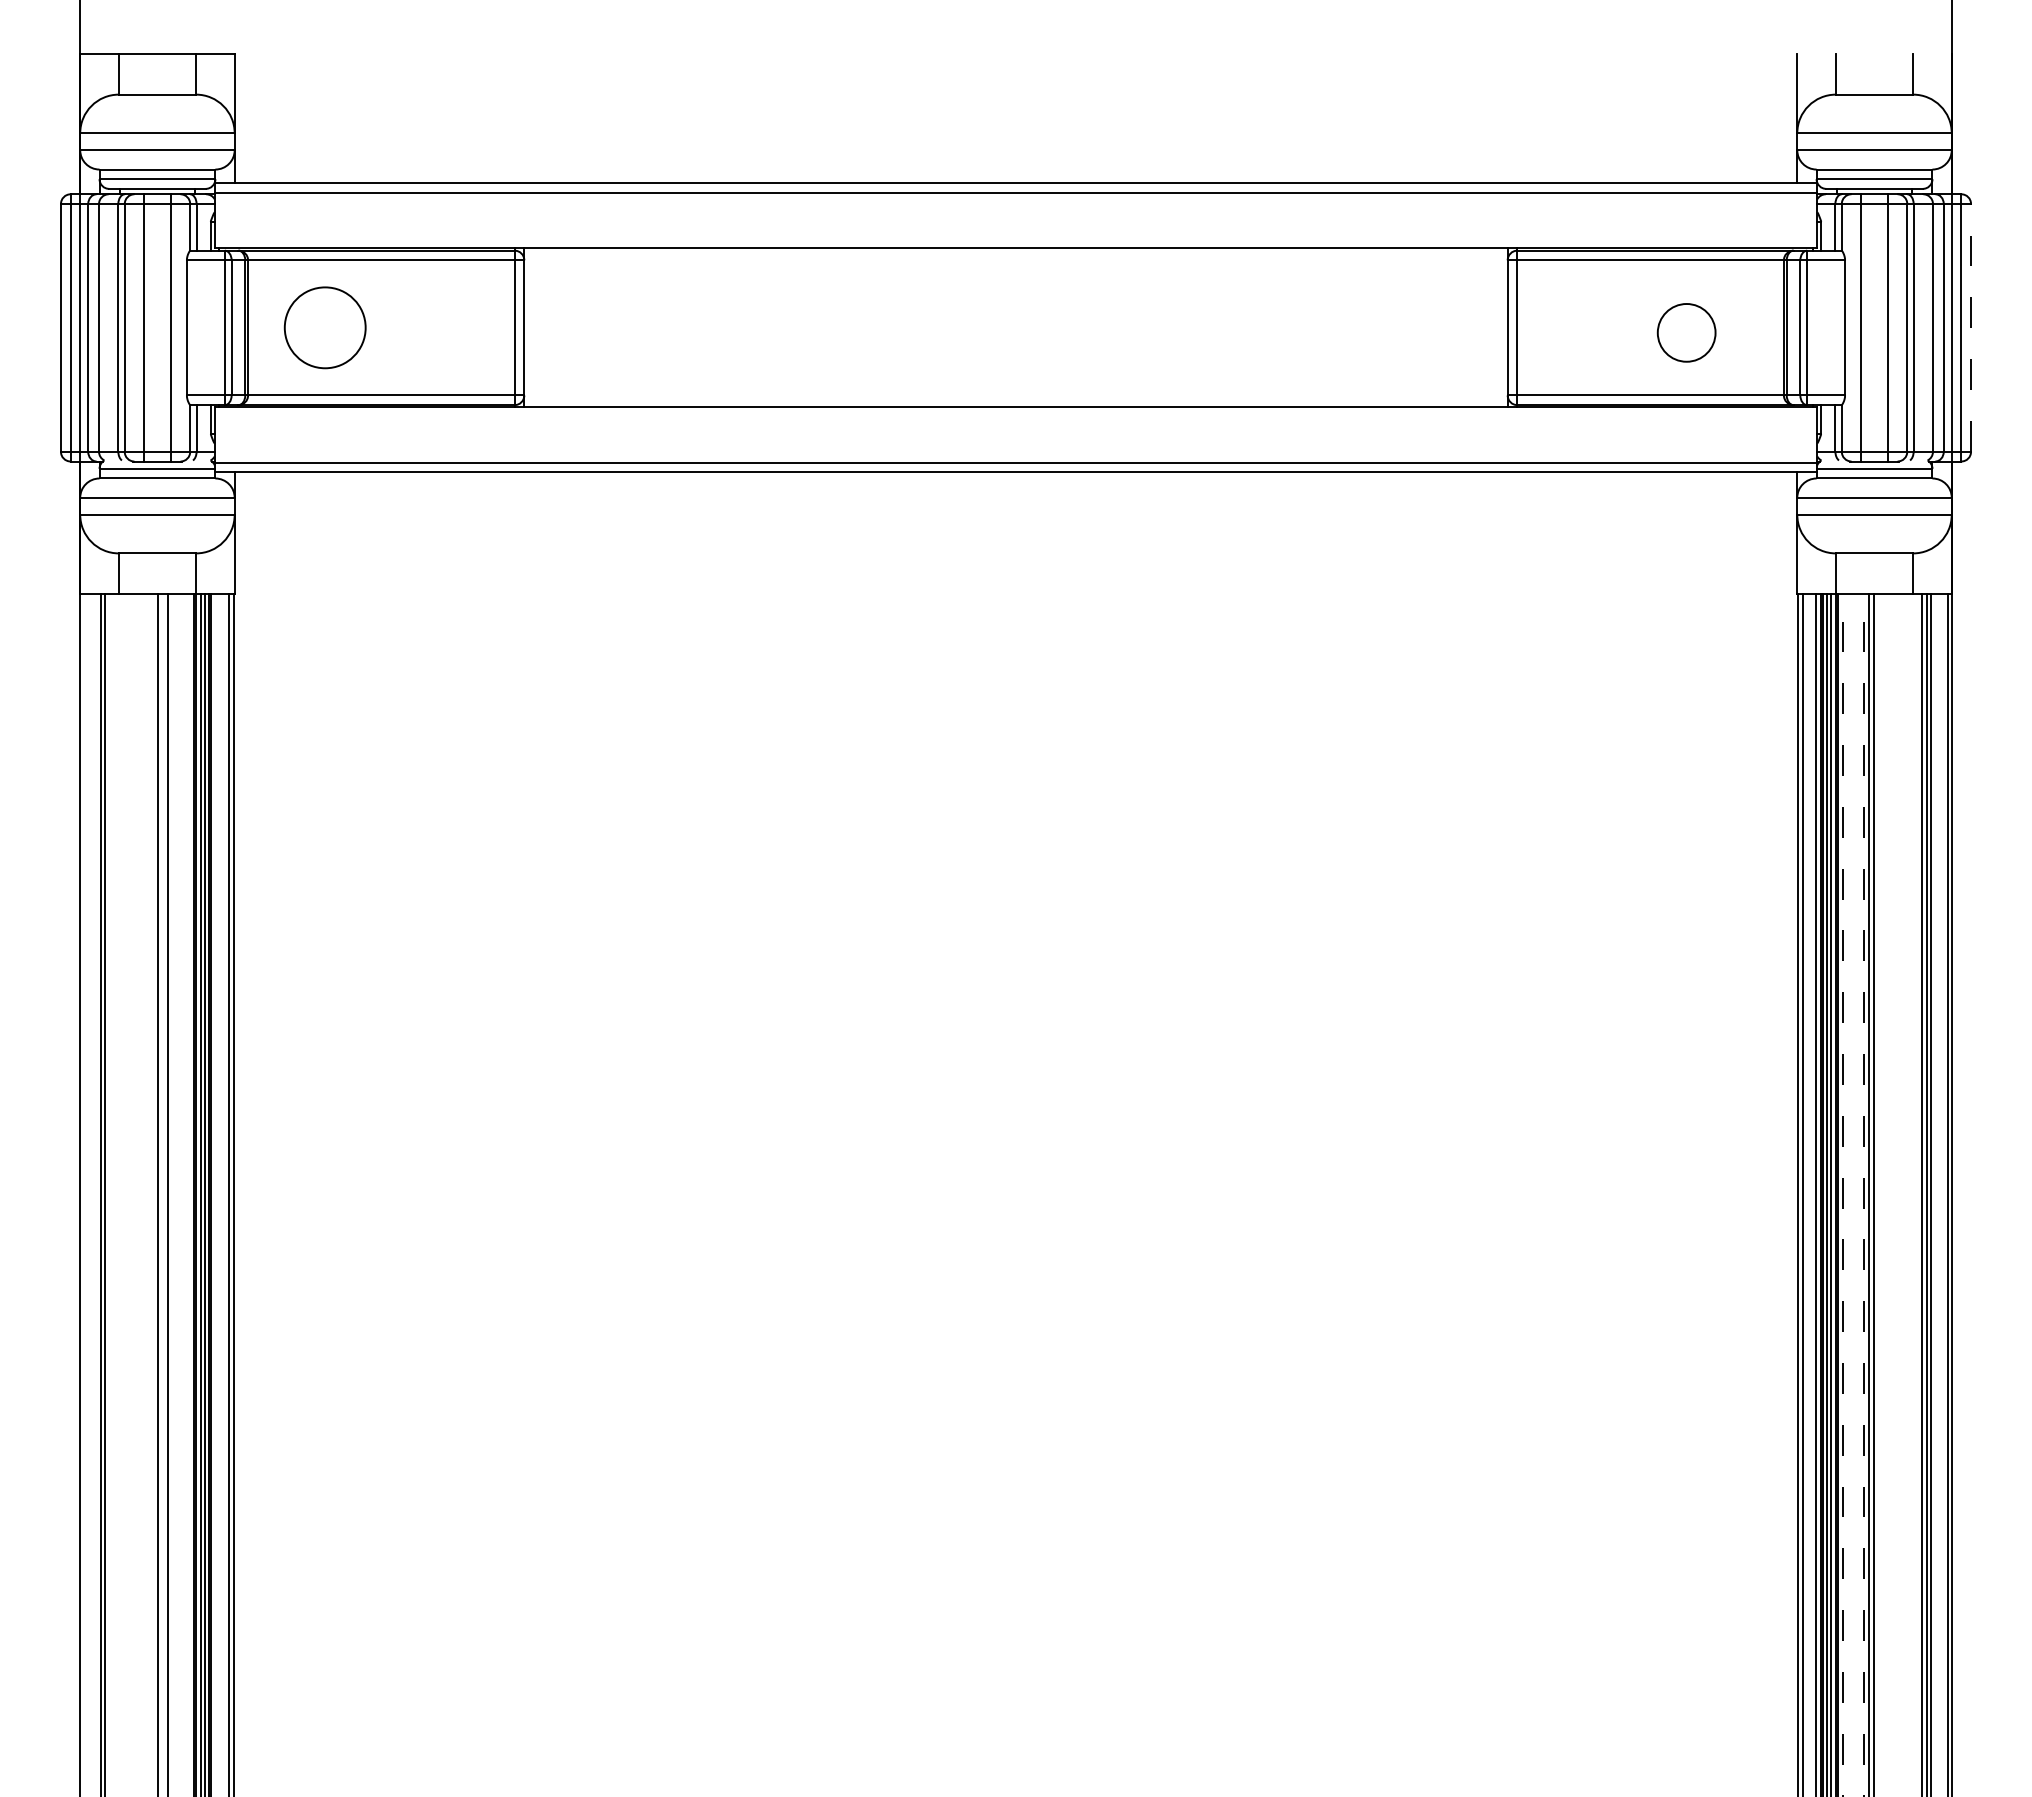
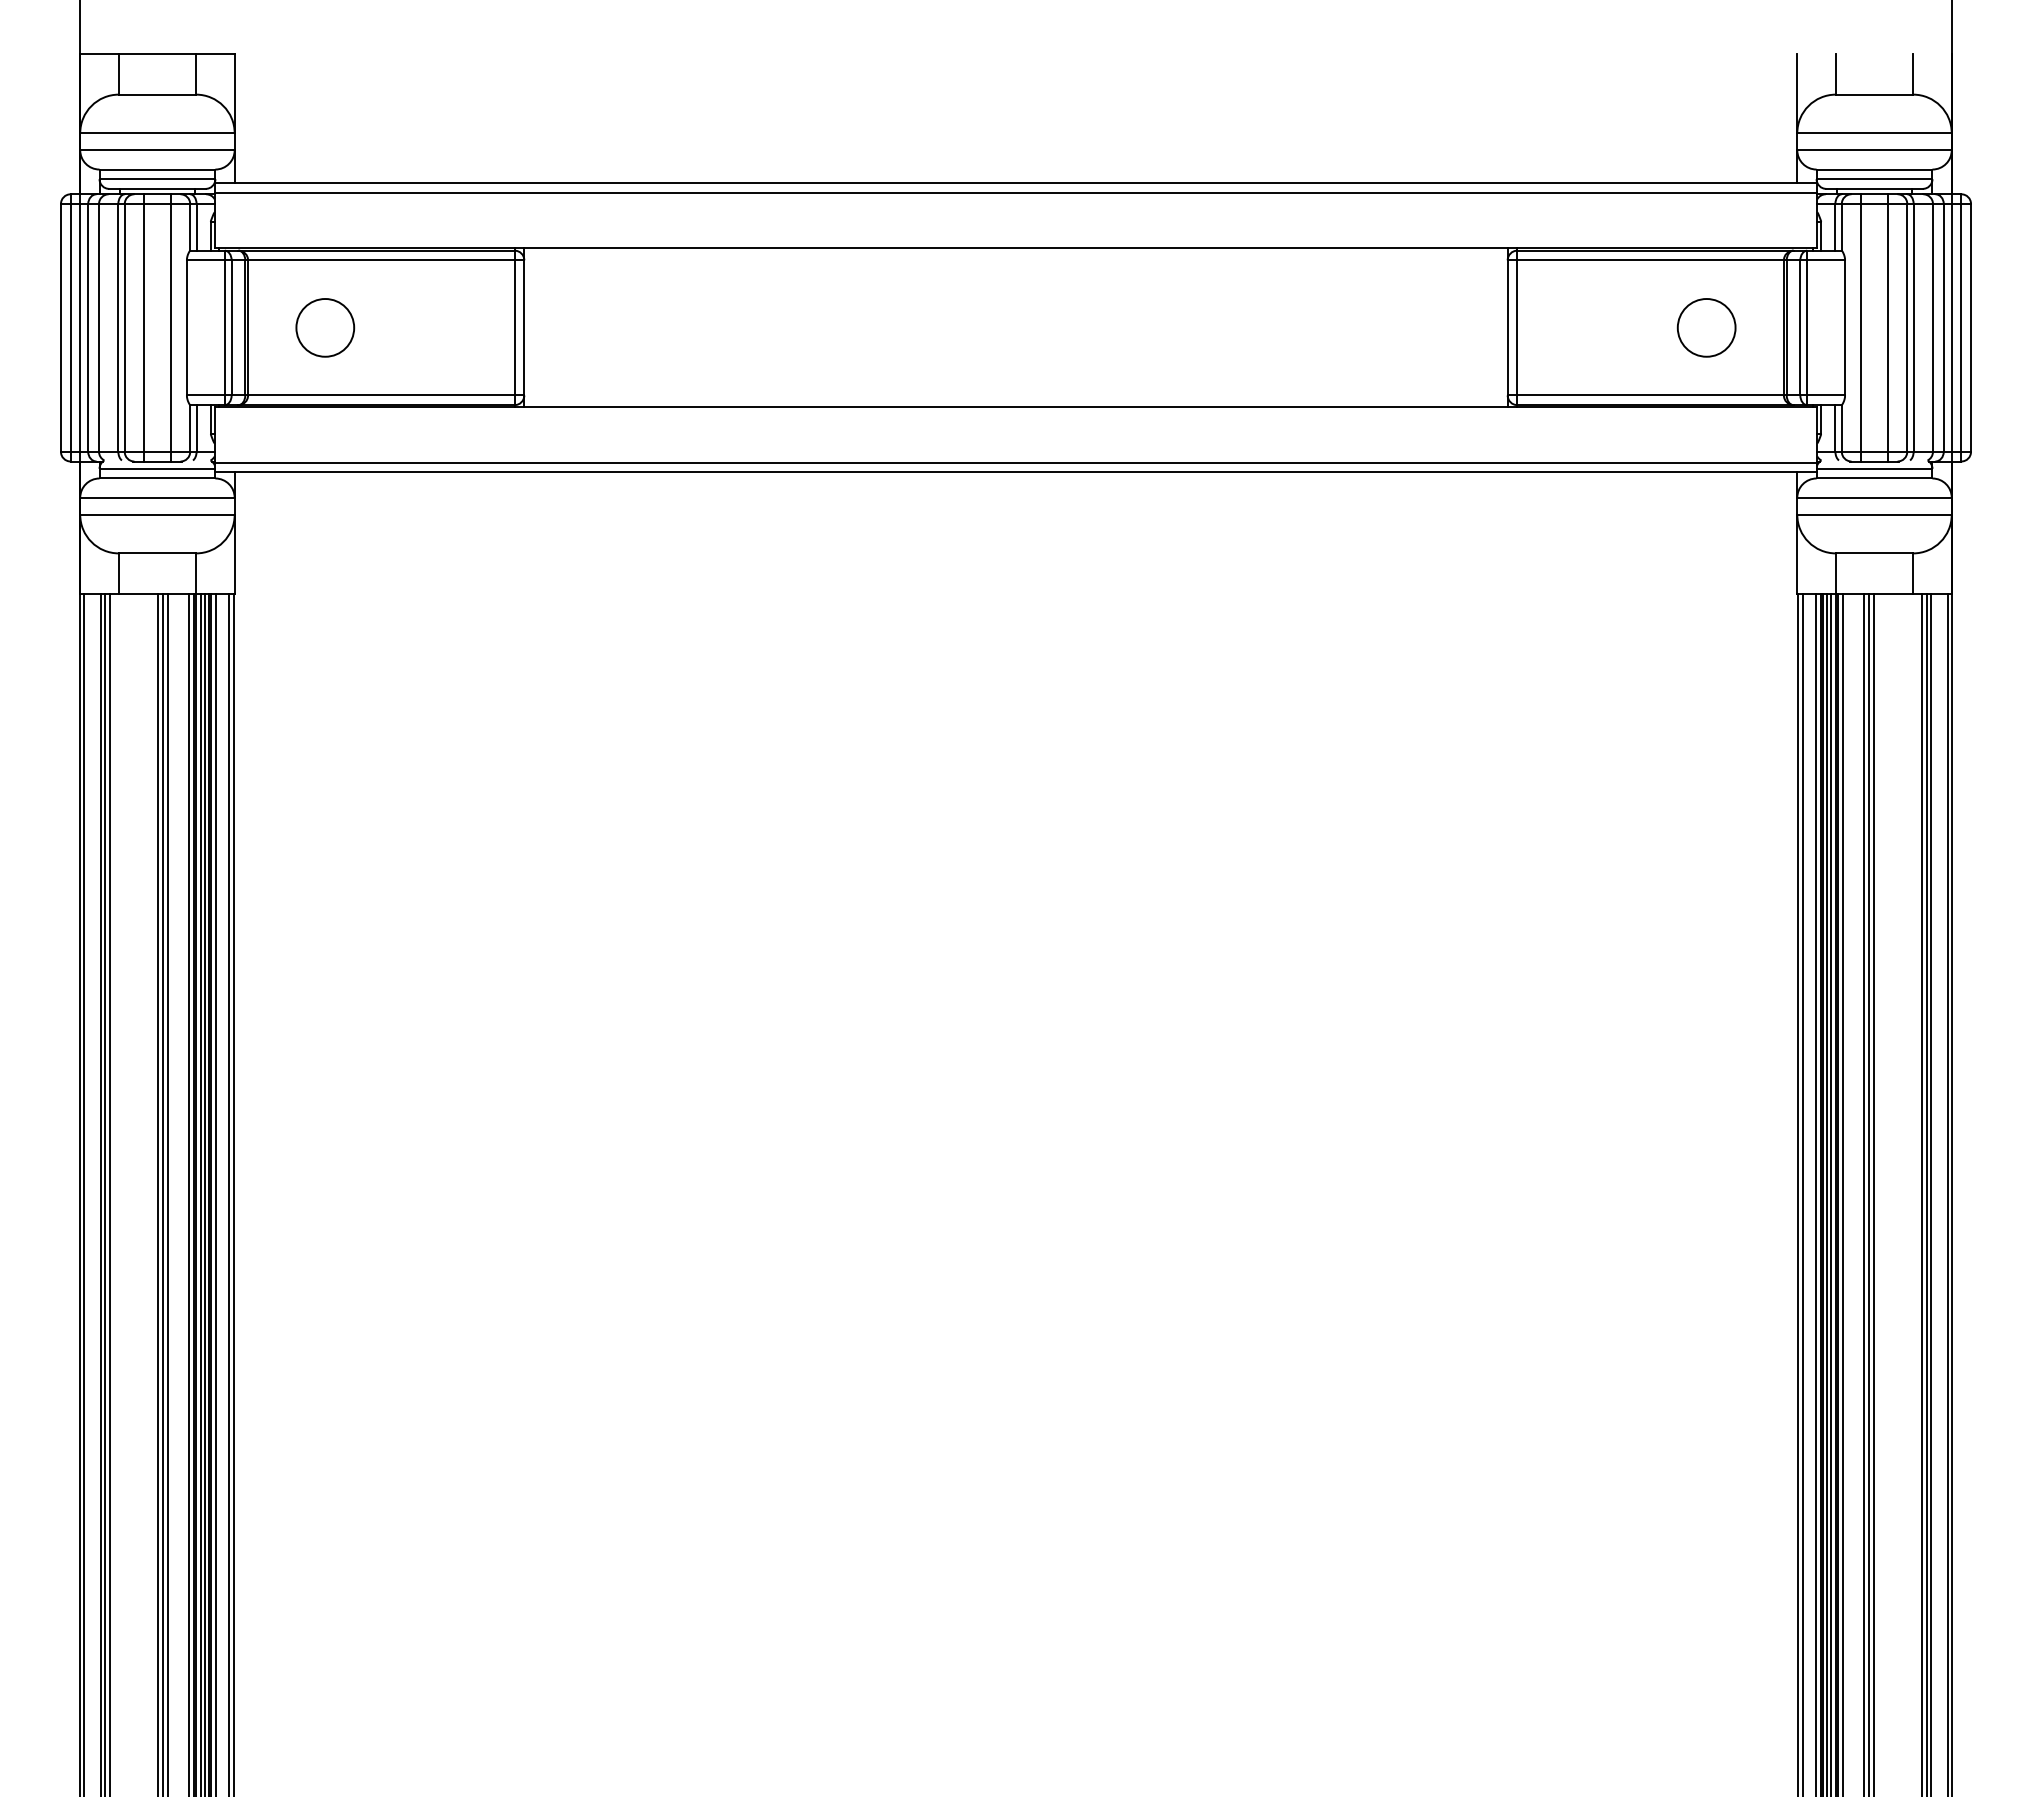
circle size: 84x84 px -> 61x60 px (325, 327)
line: dashed -> solid (1971, 327)
circle position: (1686, 332) -> (1706, 327) (1706, 327)
line: none -> present (84, 1193)
line: none -> present (109, 1193)
line: none -> present (163, 1193)
line: none -> present (189, 1193)
line: none -> present (216, 1193)
line: dashed -> solid (1842, 1195)
line: dashed -> solid (1864, 1195)
